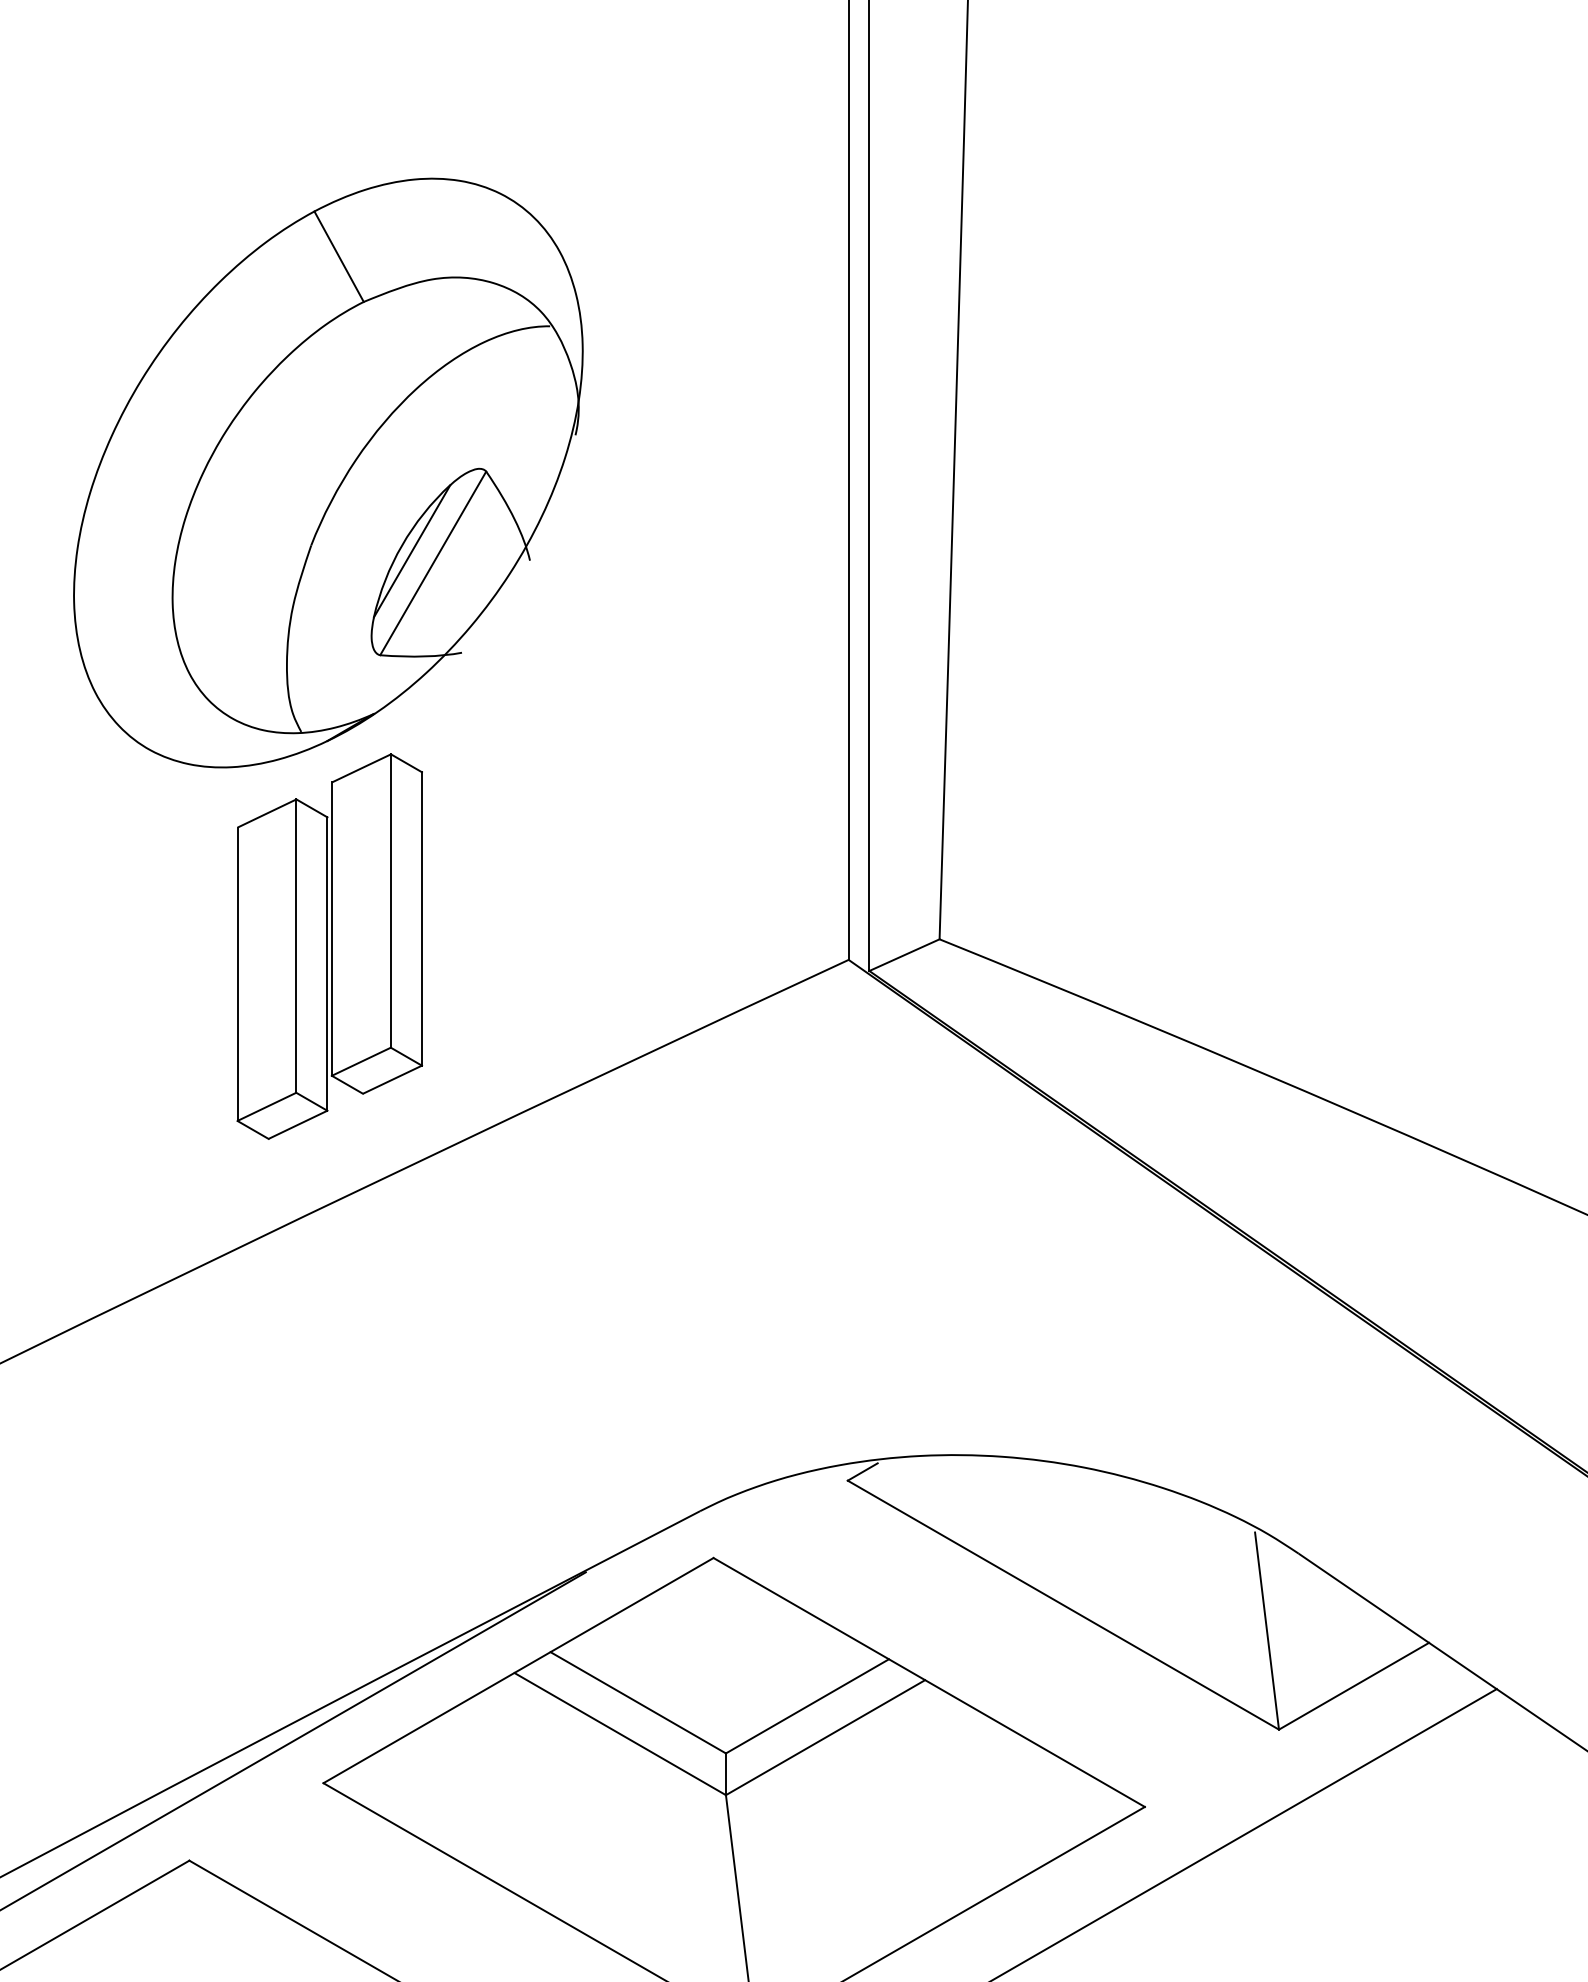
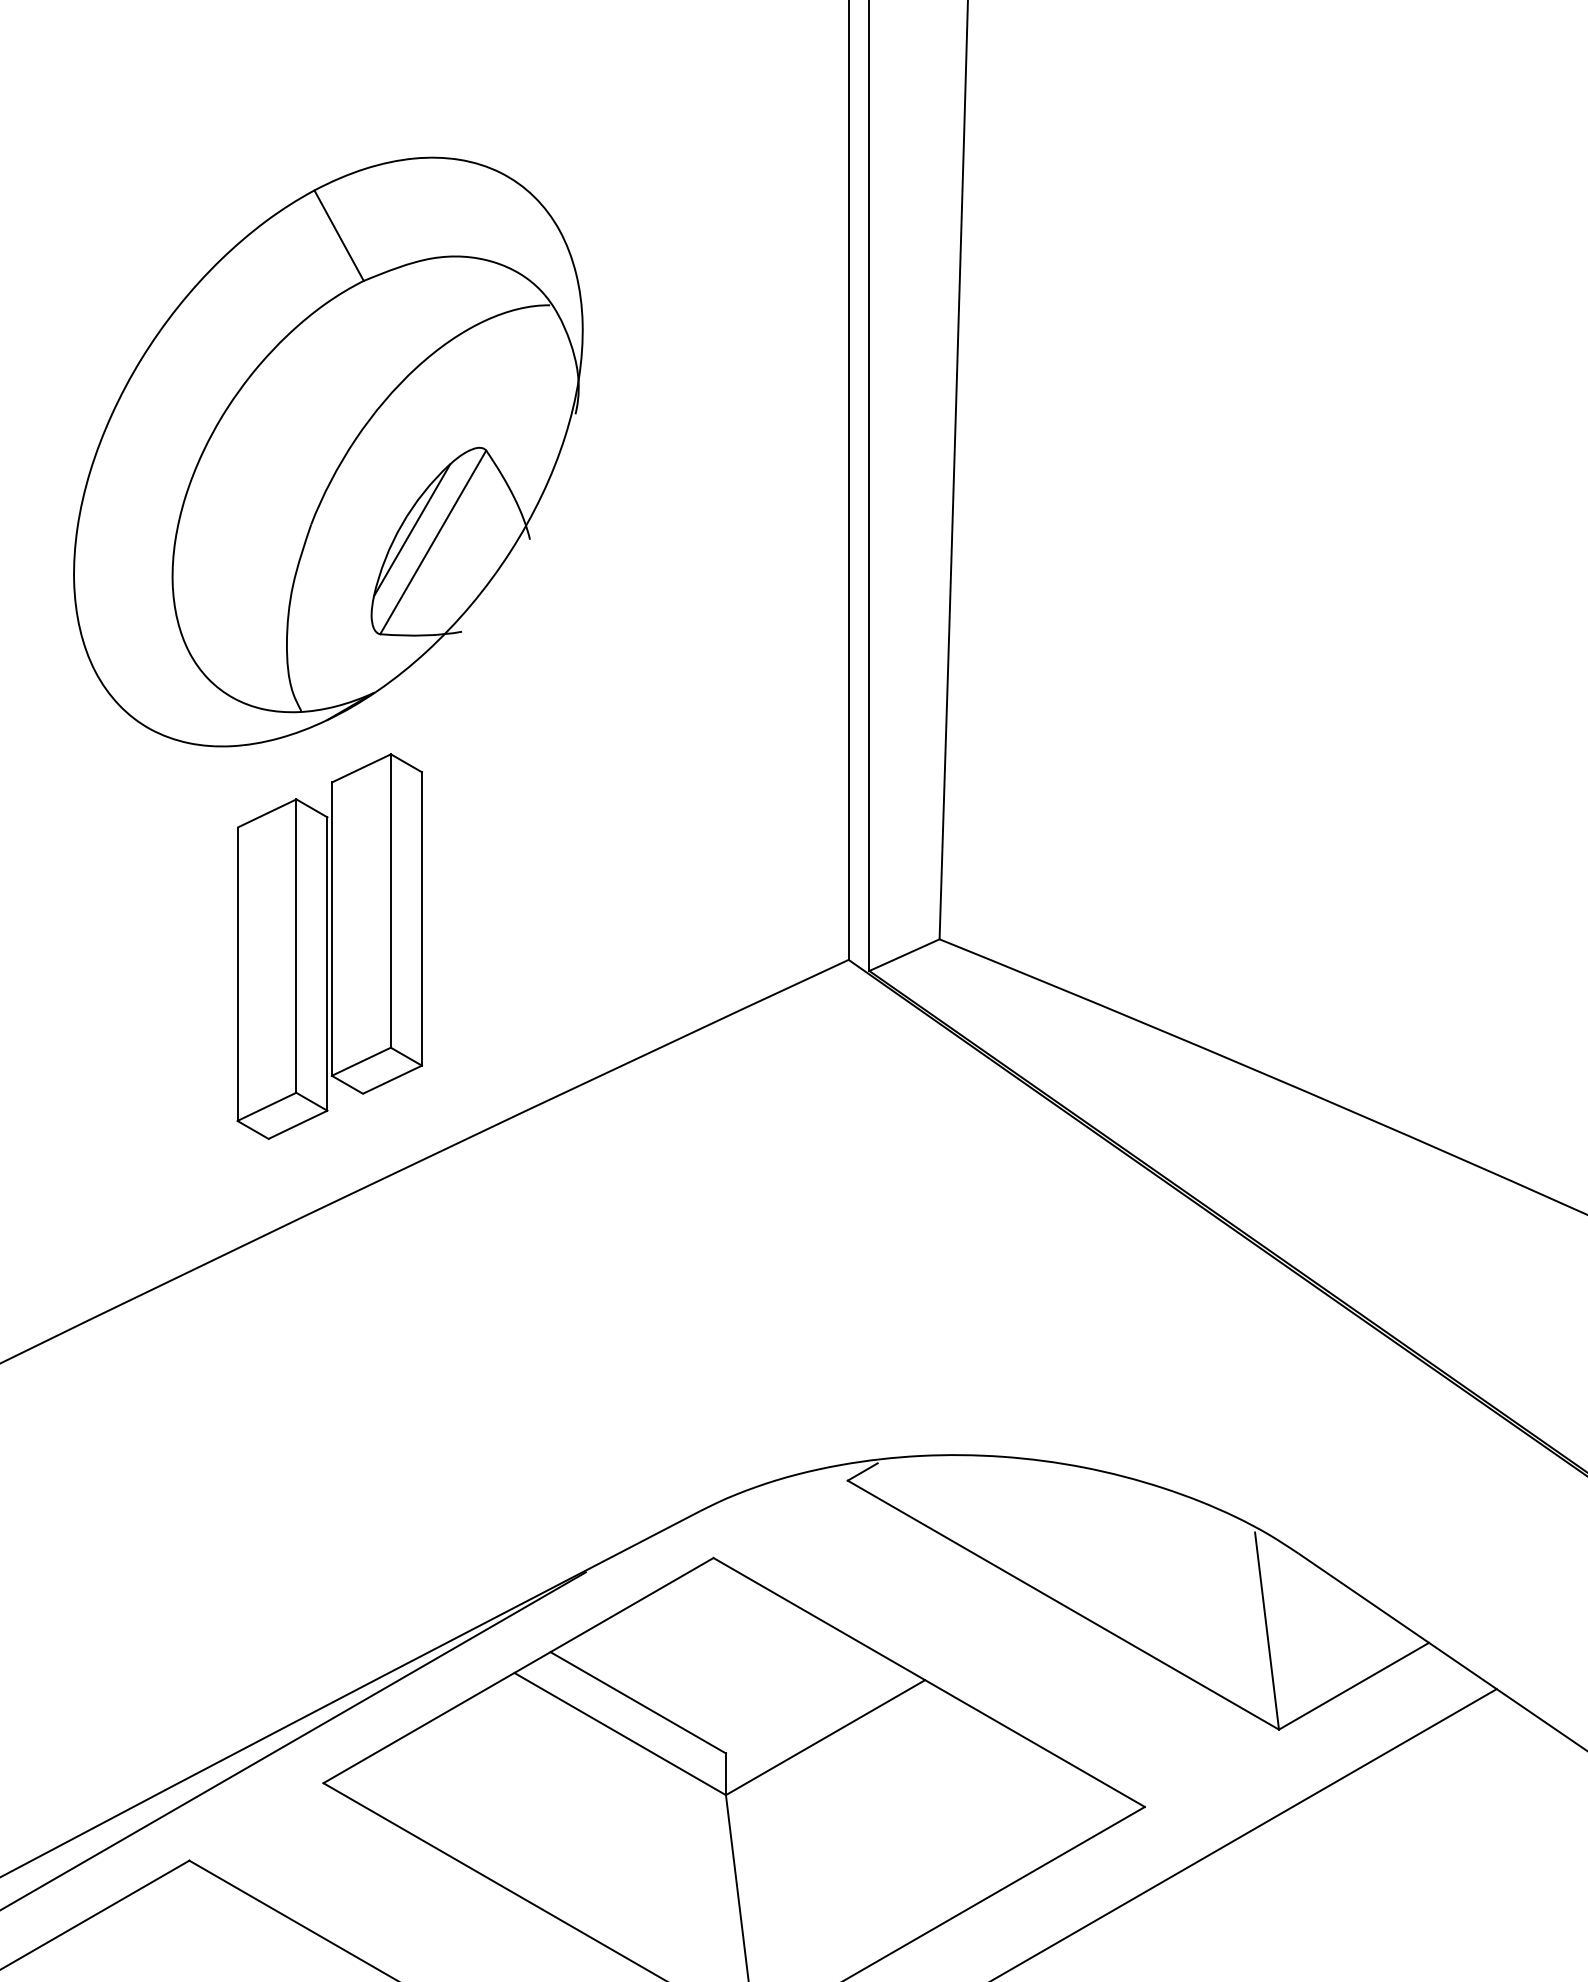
part position: (328, 472) -> (328, 451) (328, 451)
line: present -> none (806, 1706)
